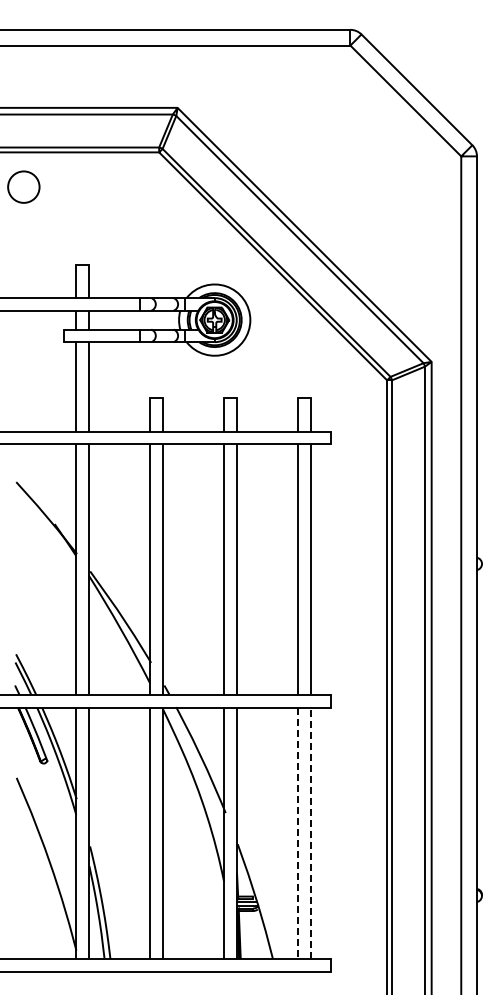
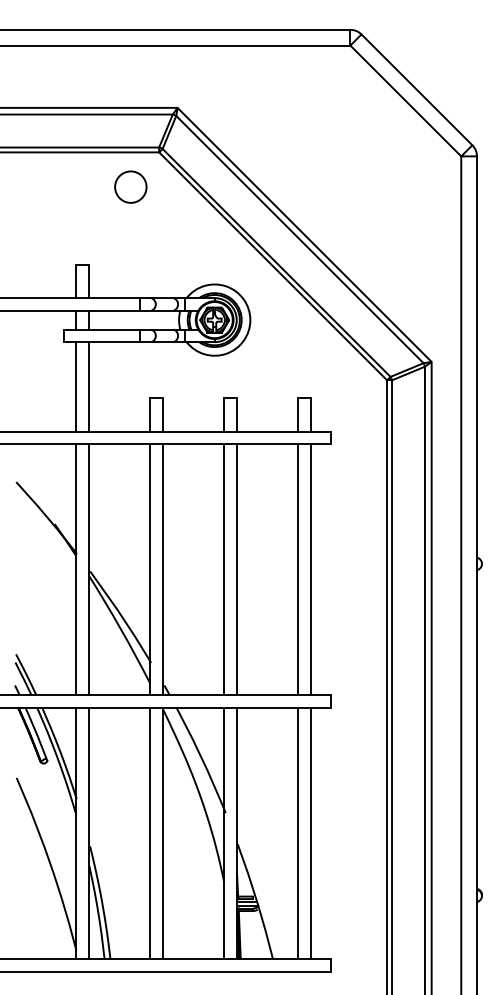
circle position: (23, 186) -> (130, 186) (130, 186)
line: dashed -> solid (310, 832)
line: dashed -> solid (298, 833)
